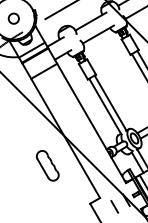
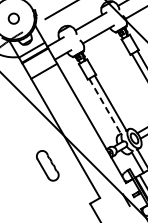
line: solid -> dashed (105, 106)
line: present -> none (114, 206)
